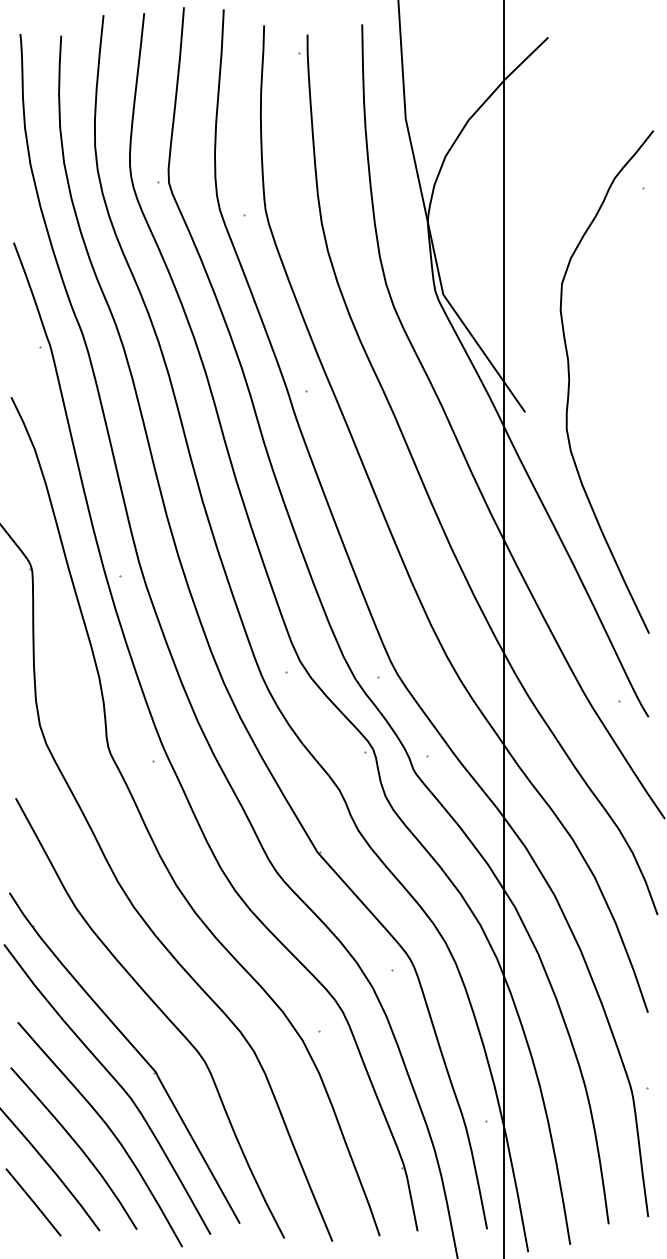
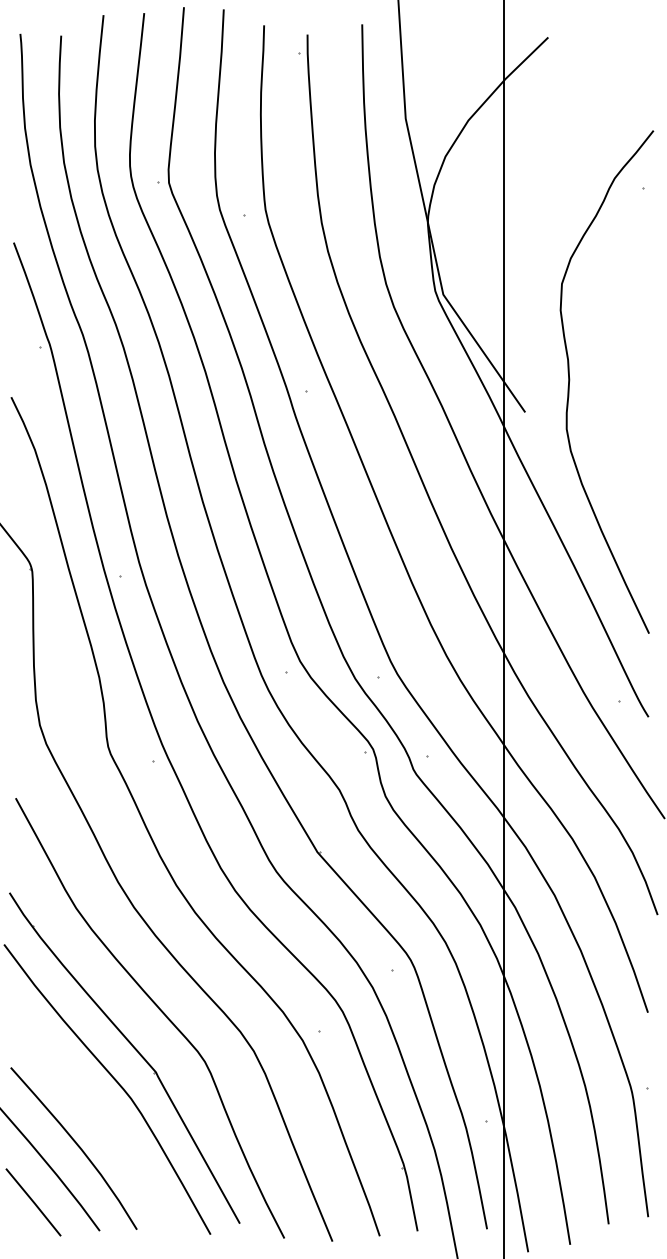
curve: present -> none (106, 1126)
